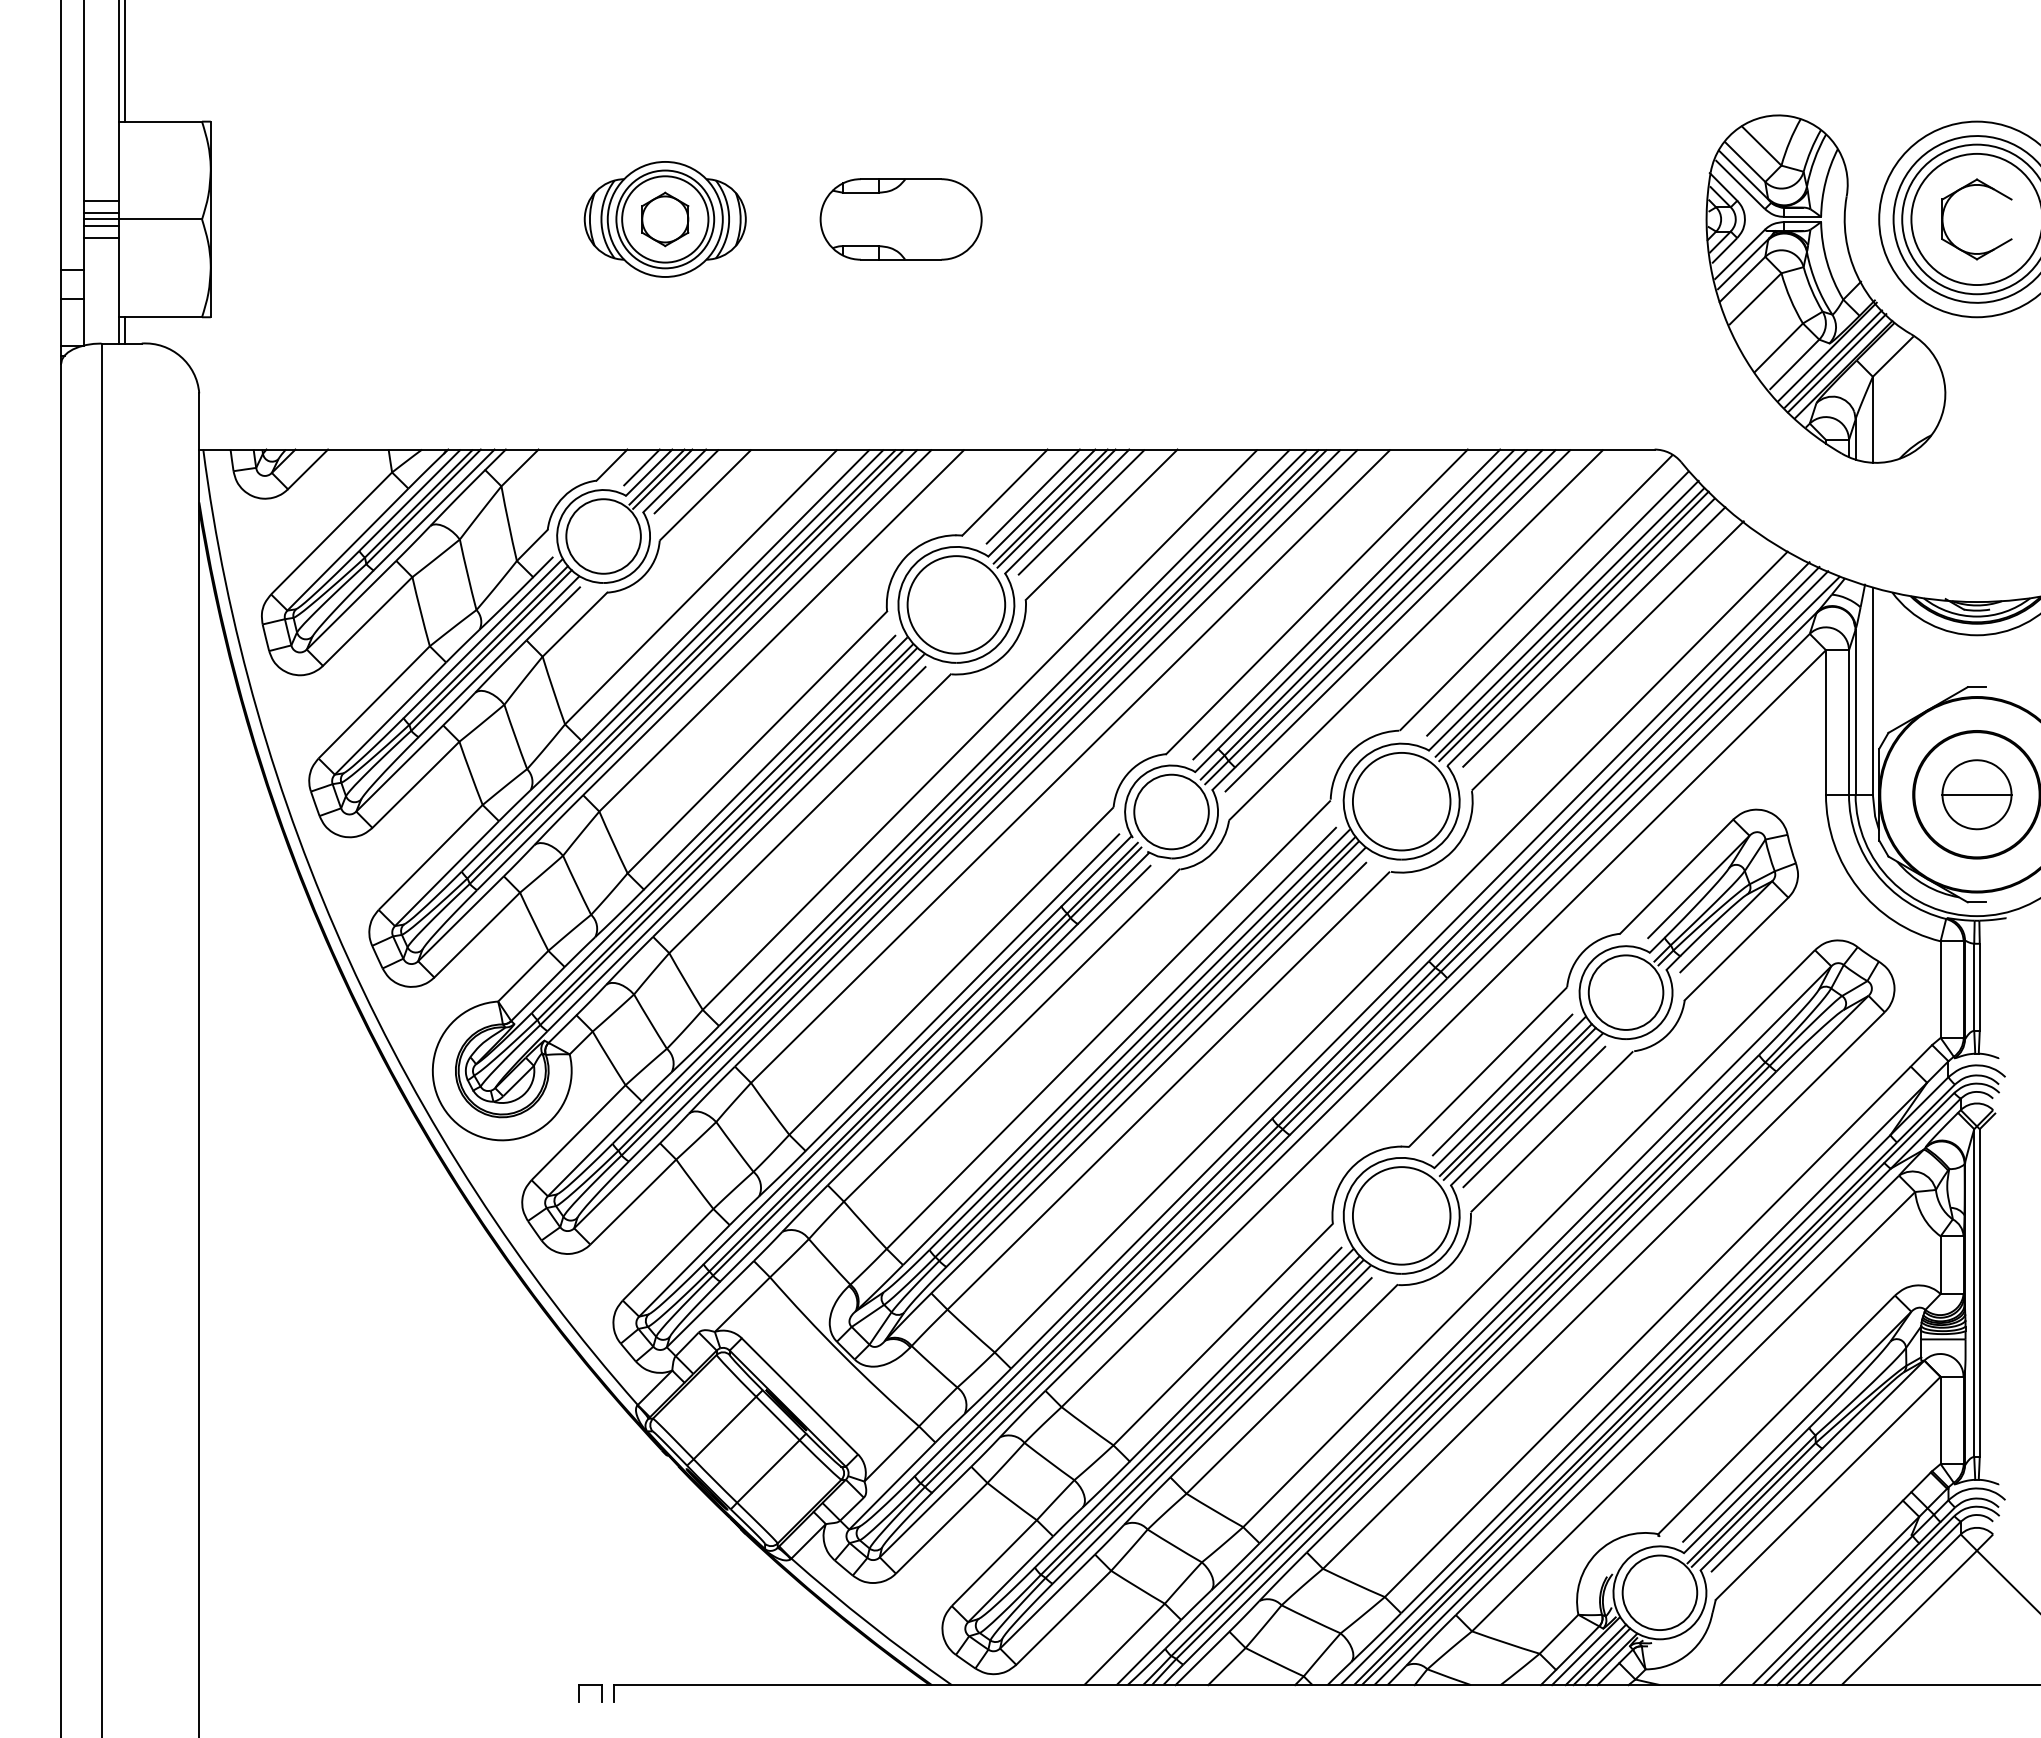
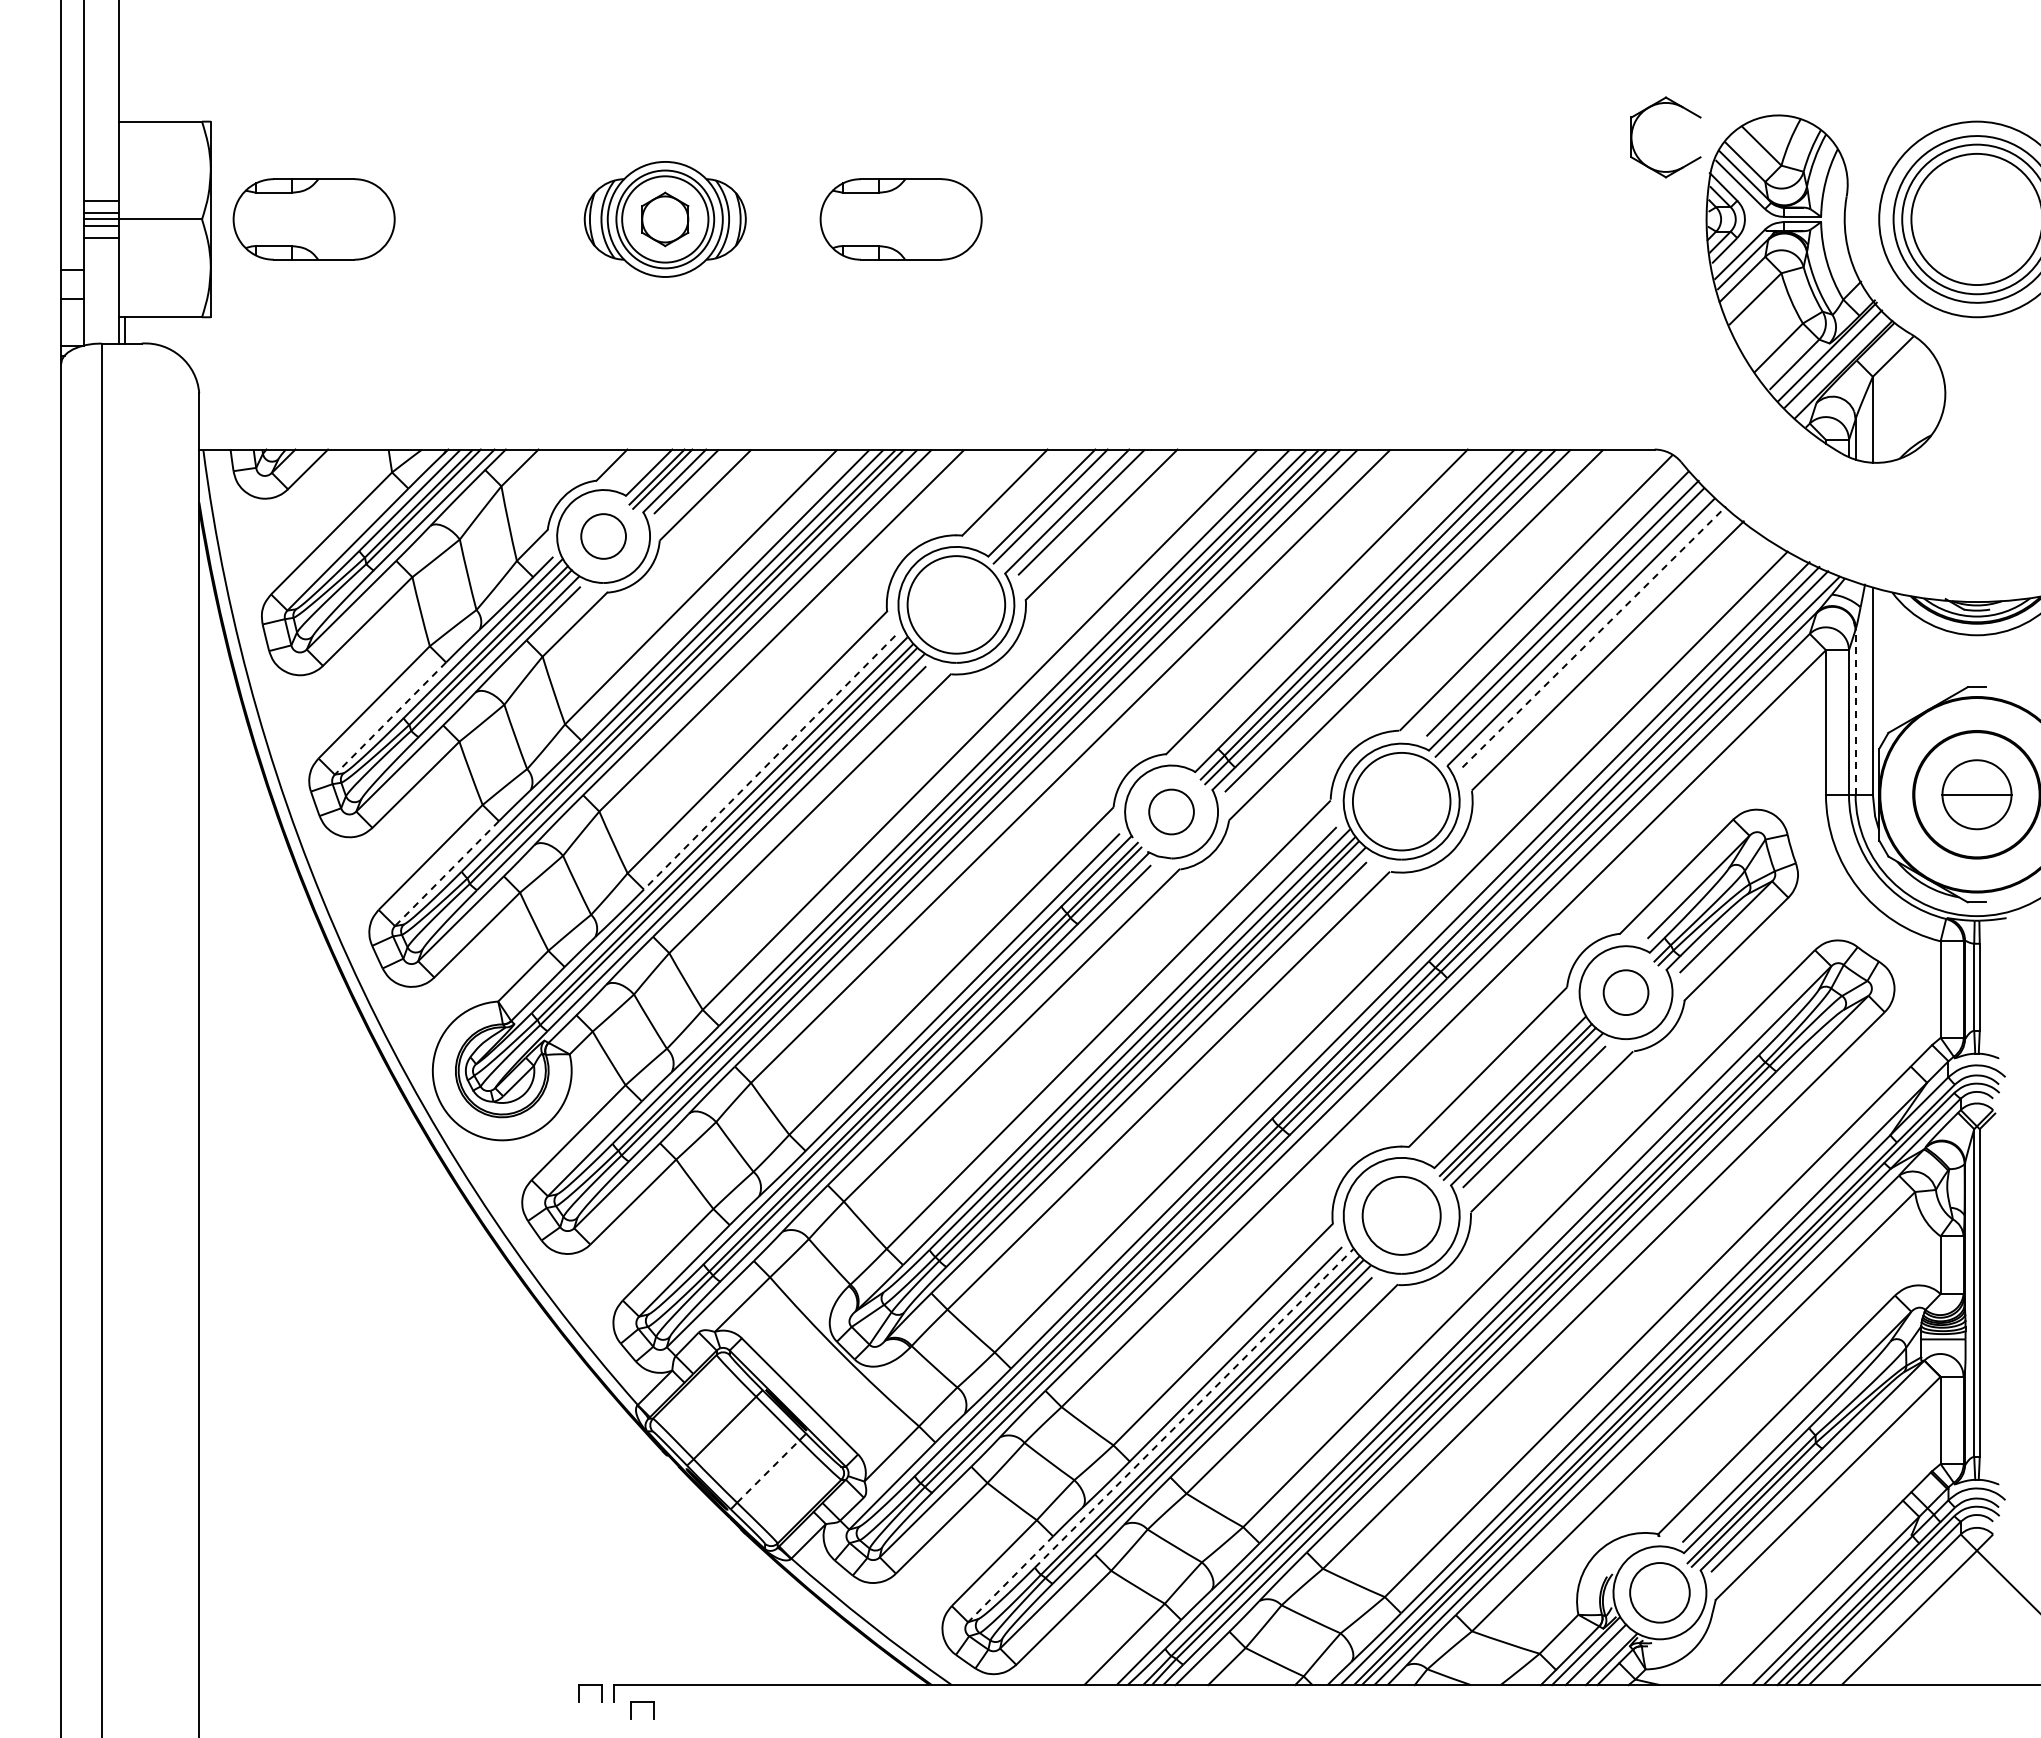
line: present -> none (124, 61)
part position: (1946, 206) -> (1635, 124) (1635, 124)
part: none -> present (313, 219)
line: present -> none (1836, 363)
line: present -> none (641, 467)
line: present -> none (1032, 496)
line: present -> none (1056, 508)
circle diameter: 75 px -> 45 px (603, 536)
line: present -> none (1346, 604)
line: present -> none (1573, 626)
line: solid -> dashed (1594, 636)
line: solid -> dashed (1855, 711)
line: solid -> dashed (390, 718)
line: solid -> dashed (769, 762)
circle diameter: 75 px -> 45 px (1171, 811)
line: solid -> dashed (447, 872)
circle diameter: 75 px -> 45 px (1625, 992)
line: present -> none (1502, 1084)
circle diameter: 98 px -> 78 px (1401, 1215)
line: solid -> dashed (1194, 1408)
line: solid -> dashed (768, 1471)
line: solid -> dashed (1010, 1578)
circle diameter: 75 px -> 60 px (1659, 1592)
line: present -> none (1601, 1656)
part: none -> present (642, 1702)
